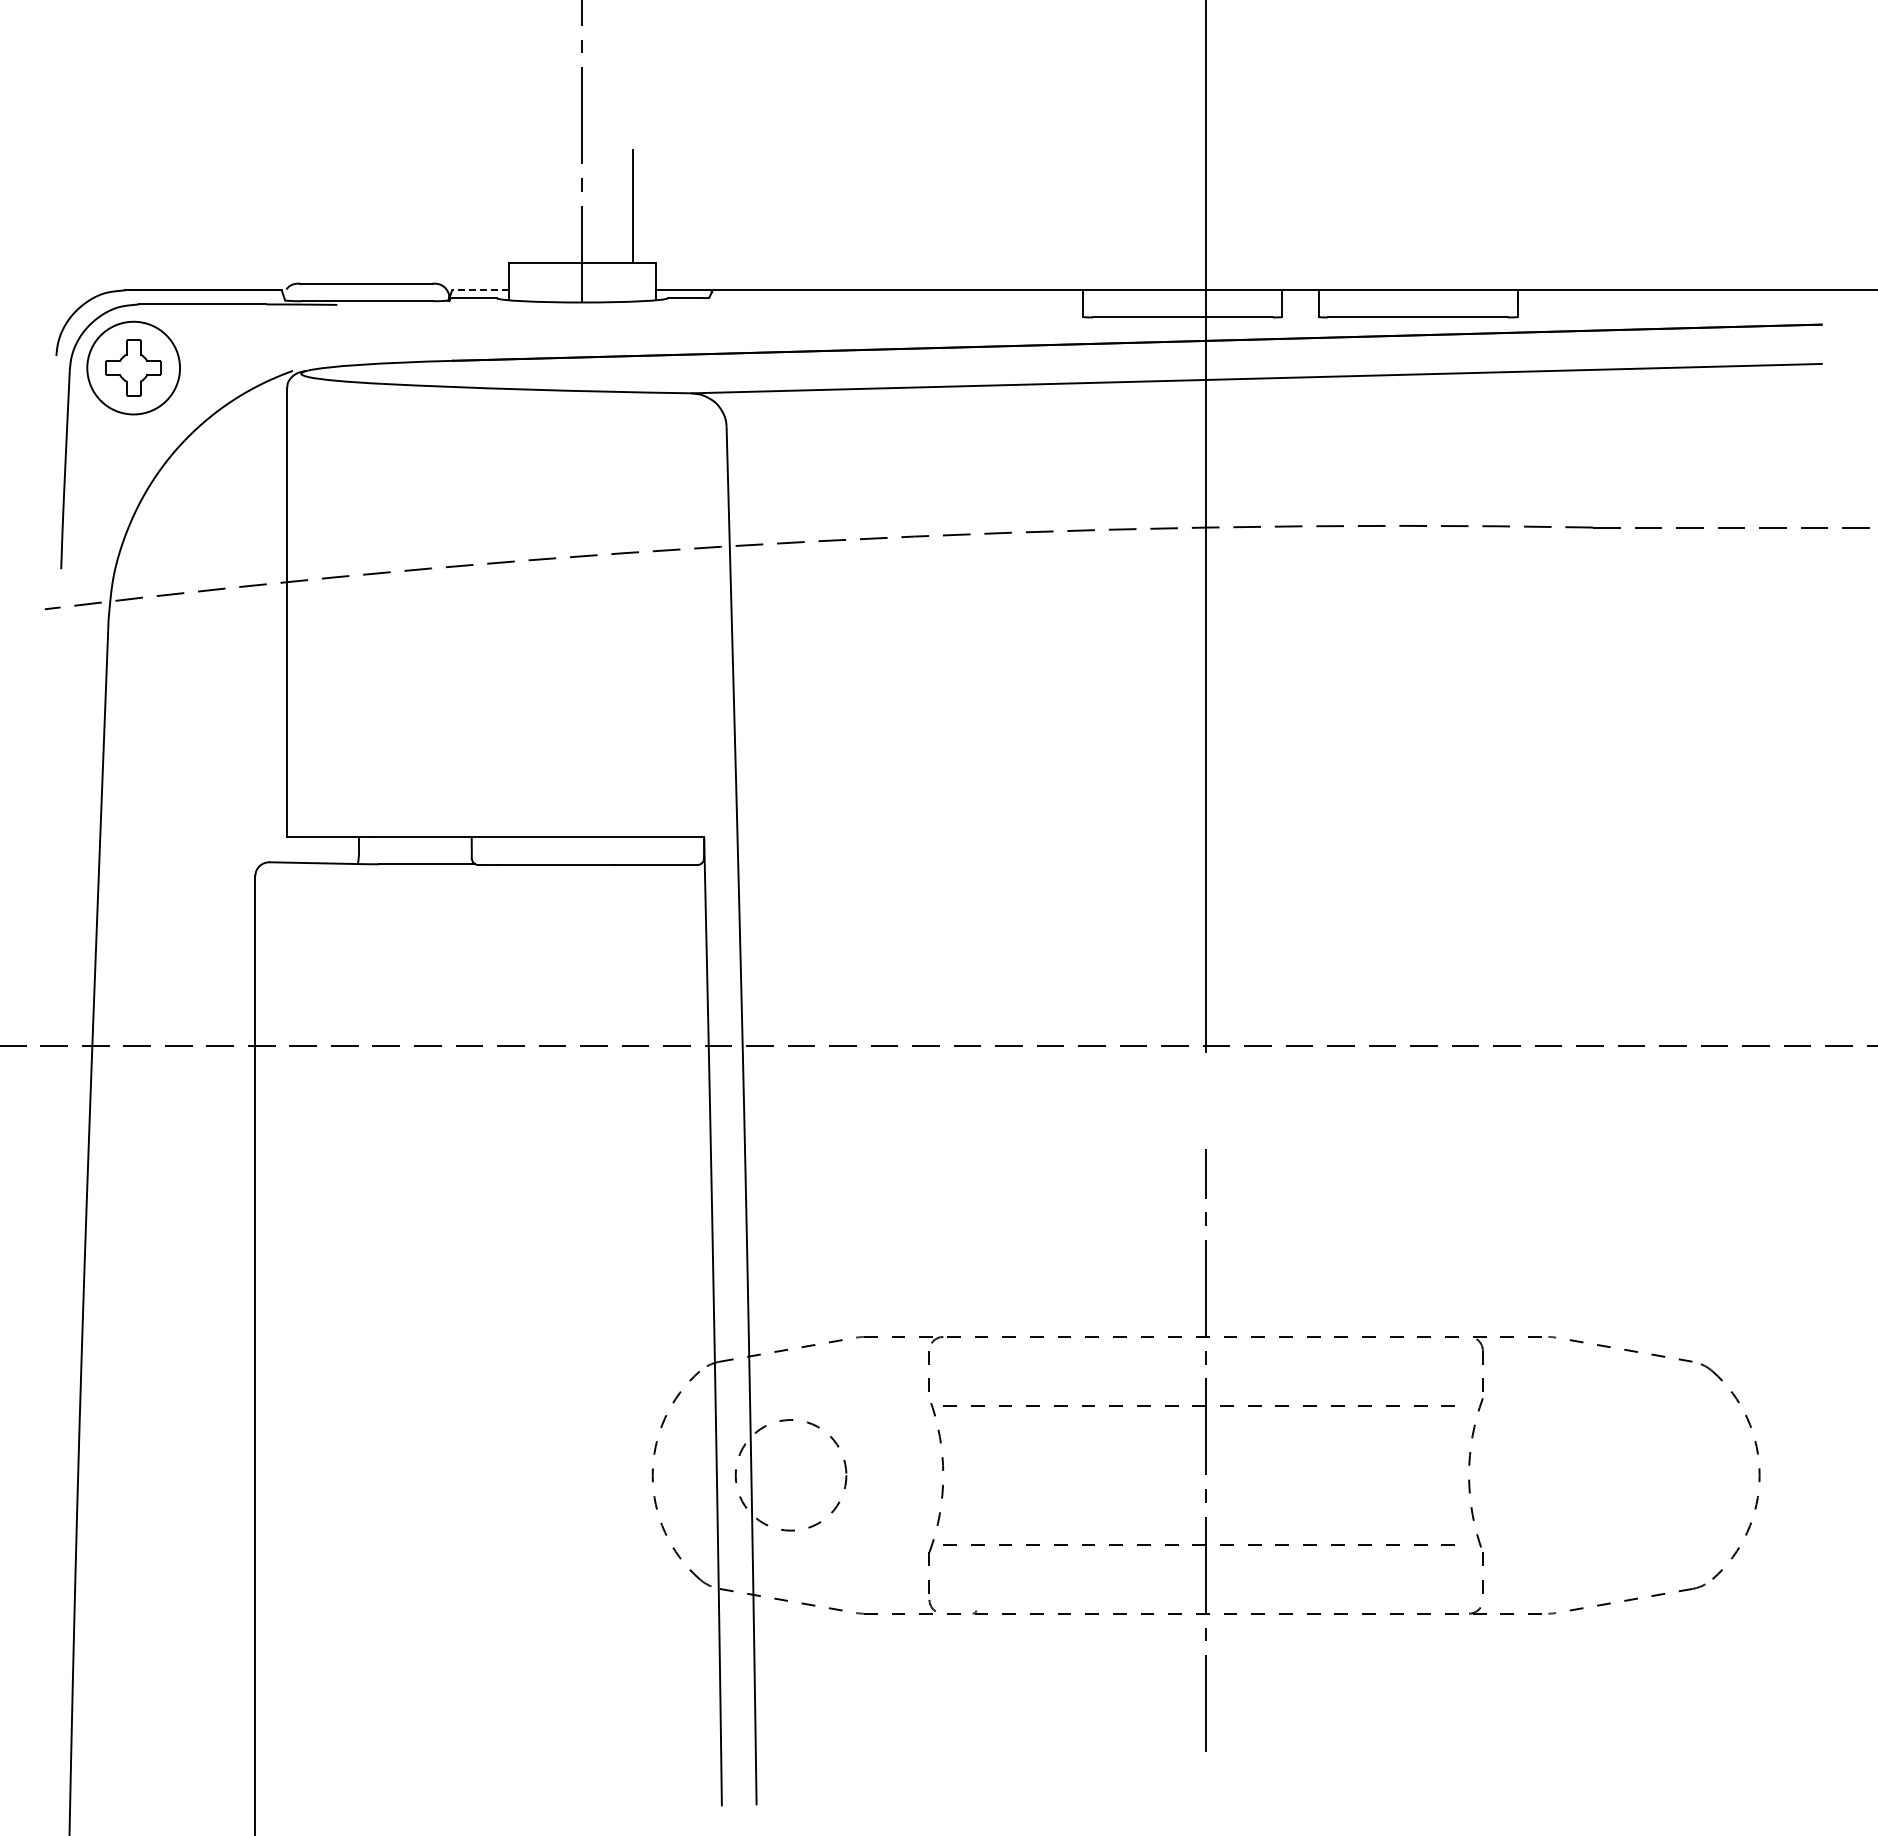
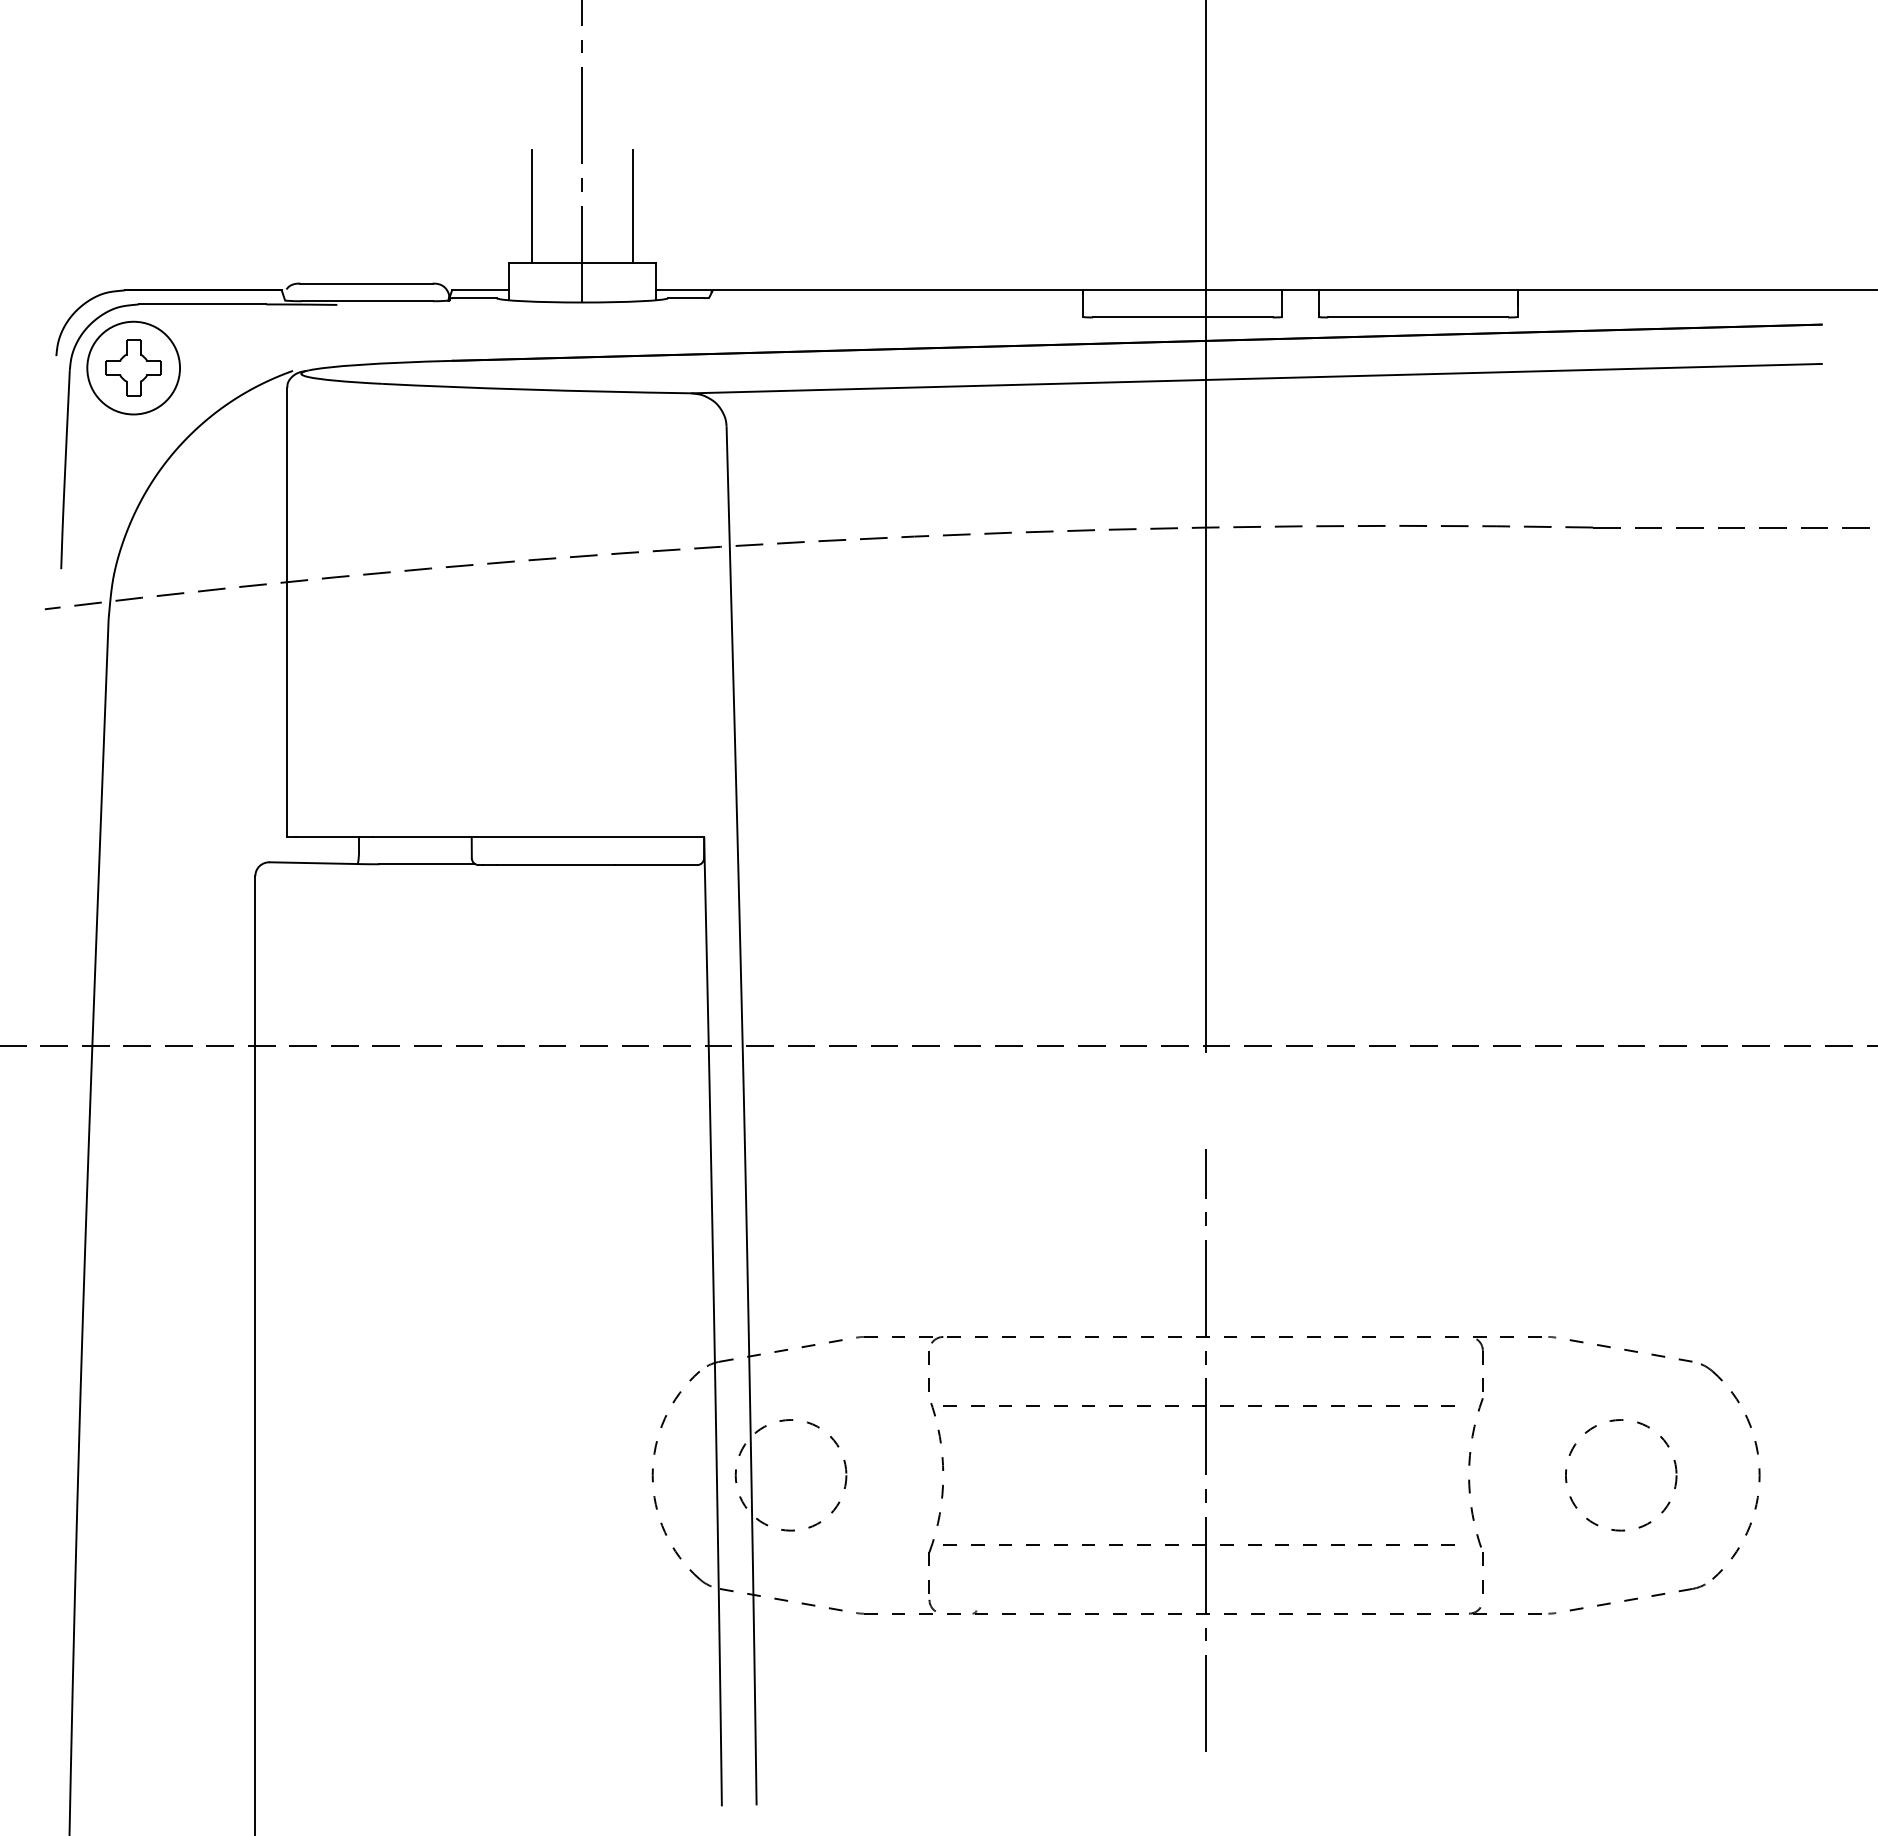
line: none -> present (531, 205)
line: dashed -> solid (480, 290)
circle: none -> present (1621, 1475)
